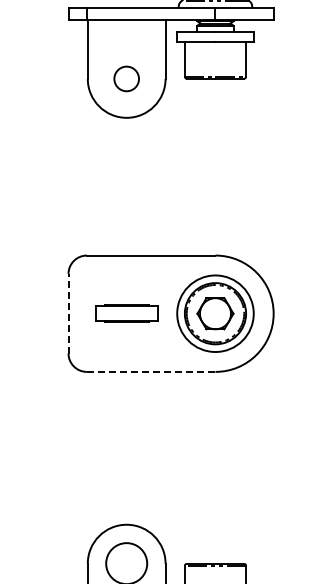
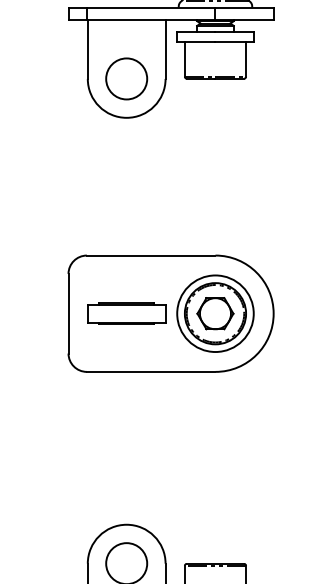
circle diameter: 25 px -> 41 px (126, 78)
line: dashed -> solid (68, 313)
part size: 64x19 px -> 80x23 px (126, 313)
line: dashed -> solid (150, 371)
